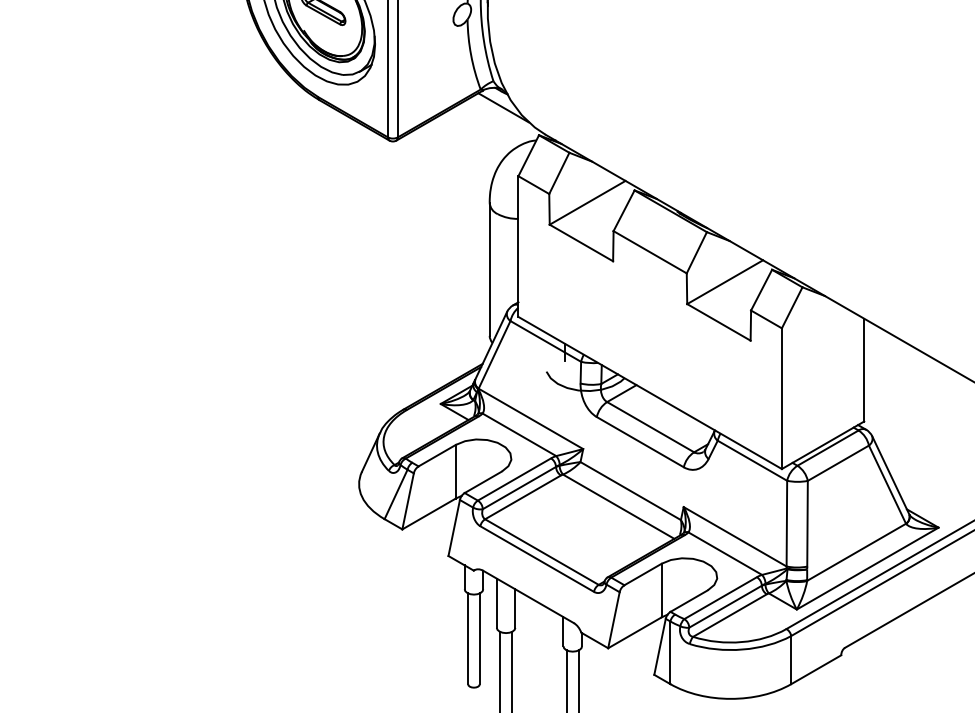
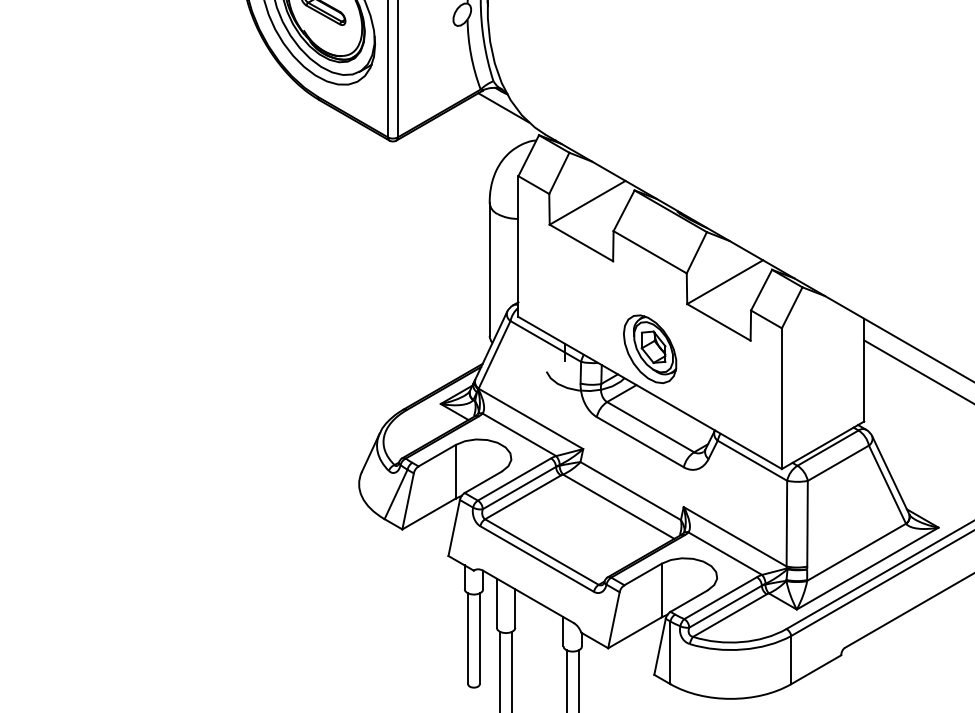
part: none -> present (650, 349)
line: none -> present (917, 371)
